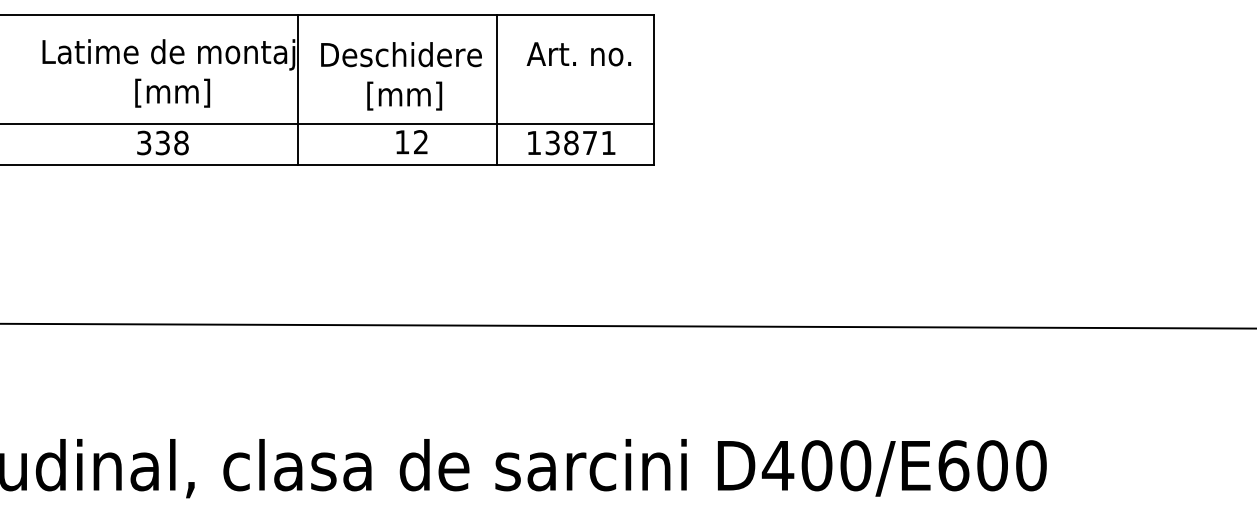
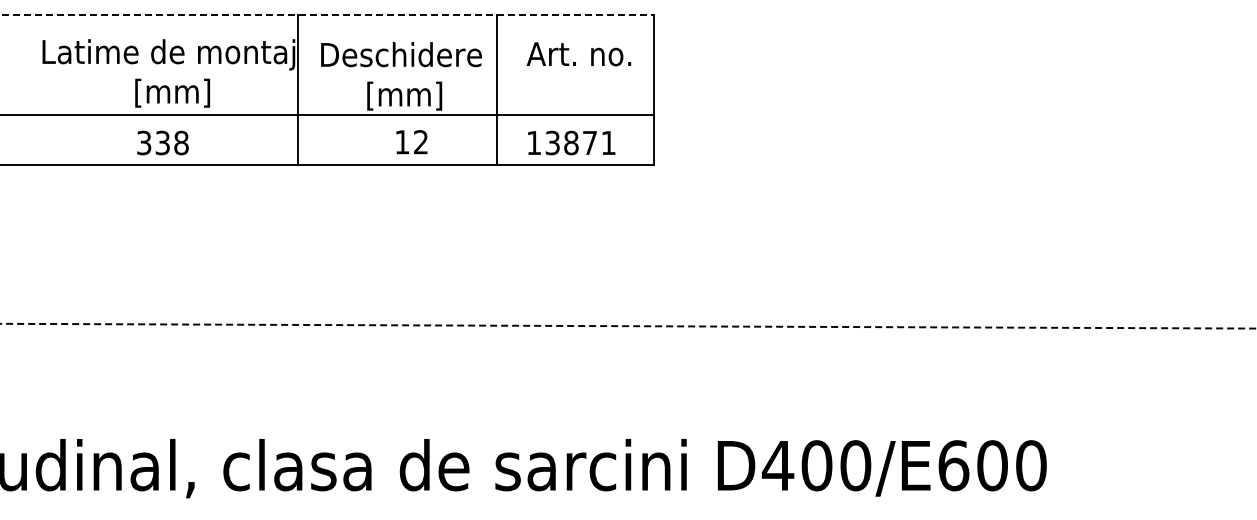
line: solid -> dashed (327, 15)
line position: (327, 124) -> (327, 115) (327, 115)
line: solid -> dashed (629, 326)
